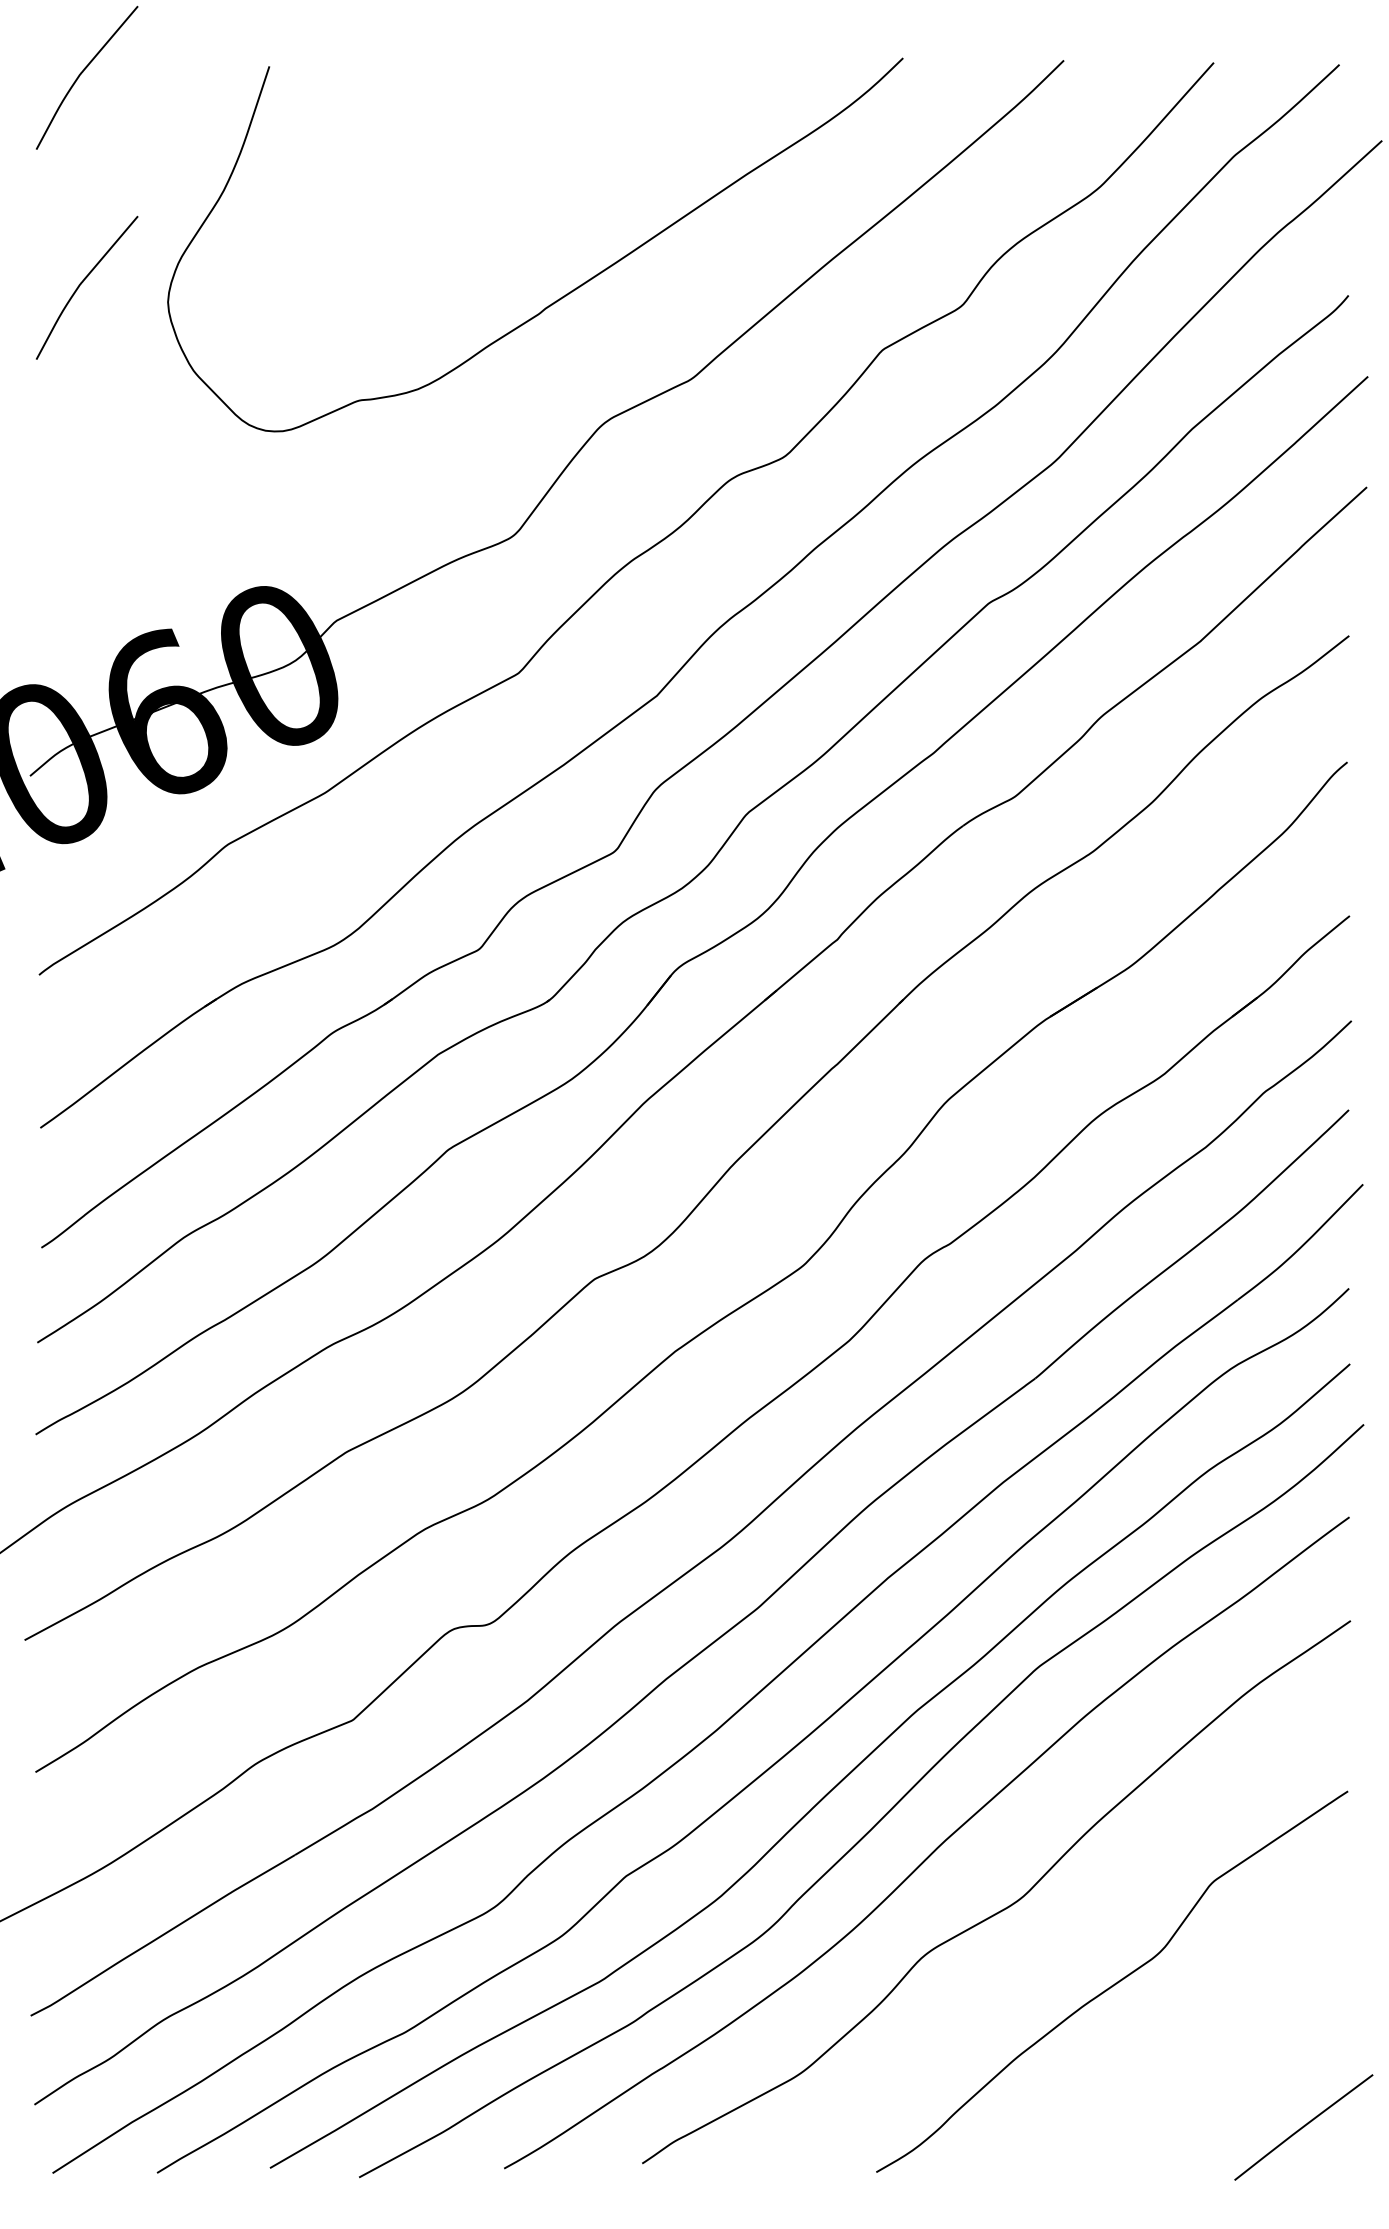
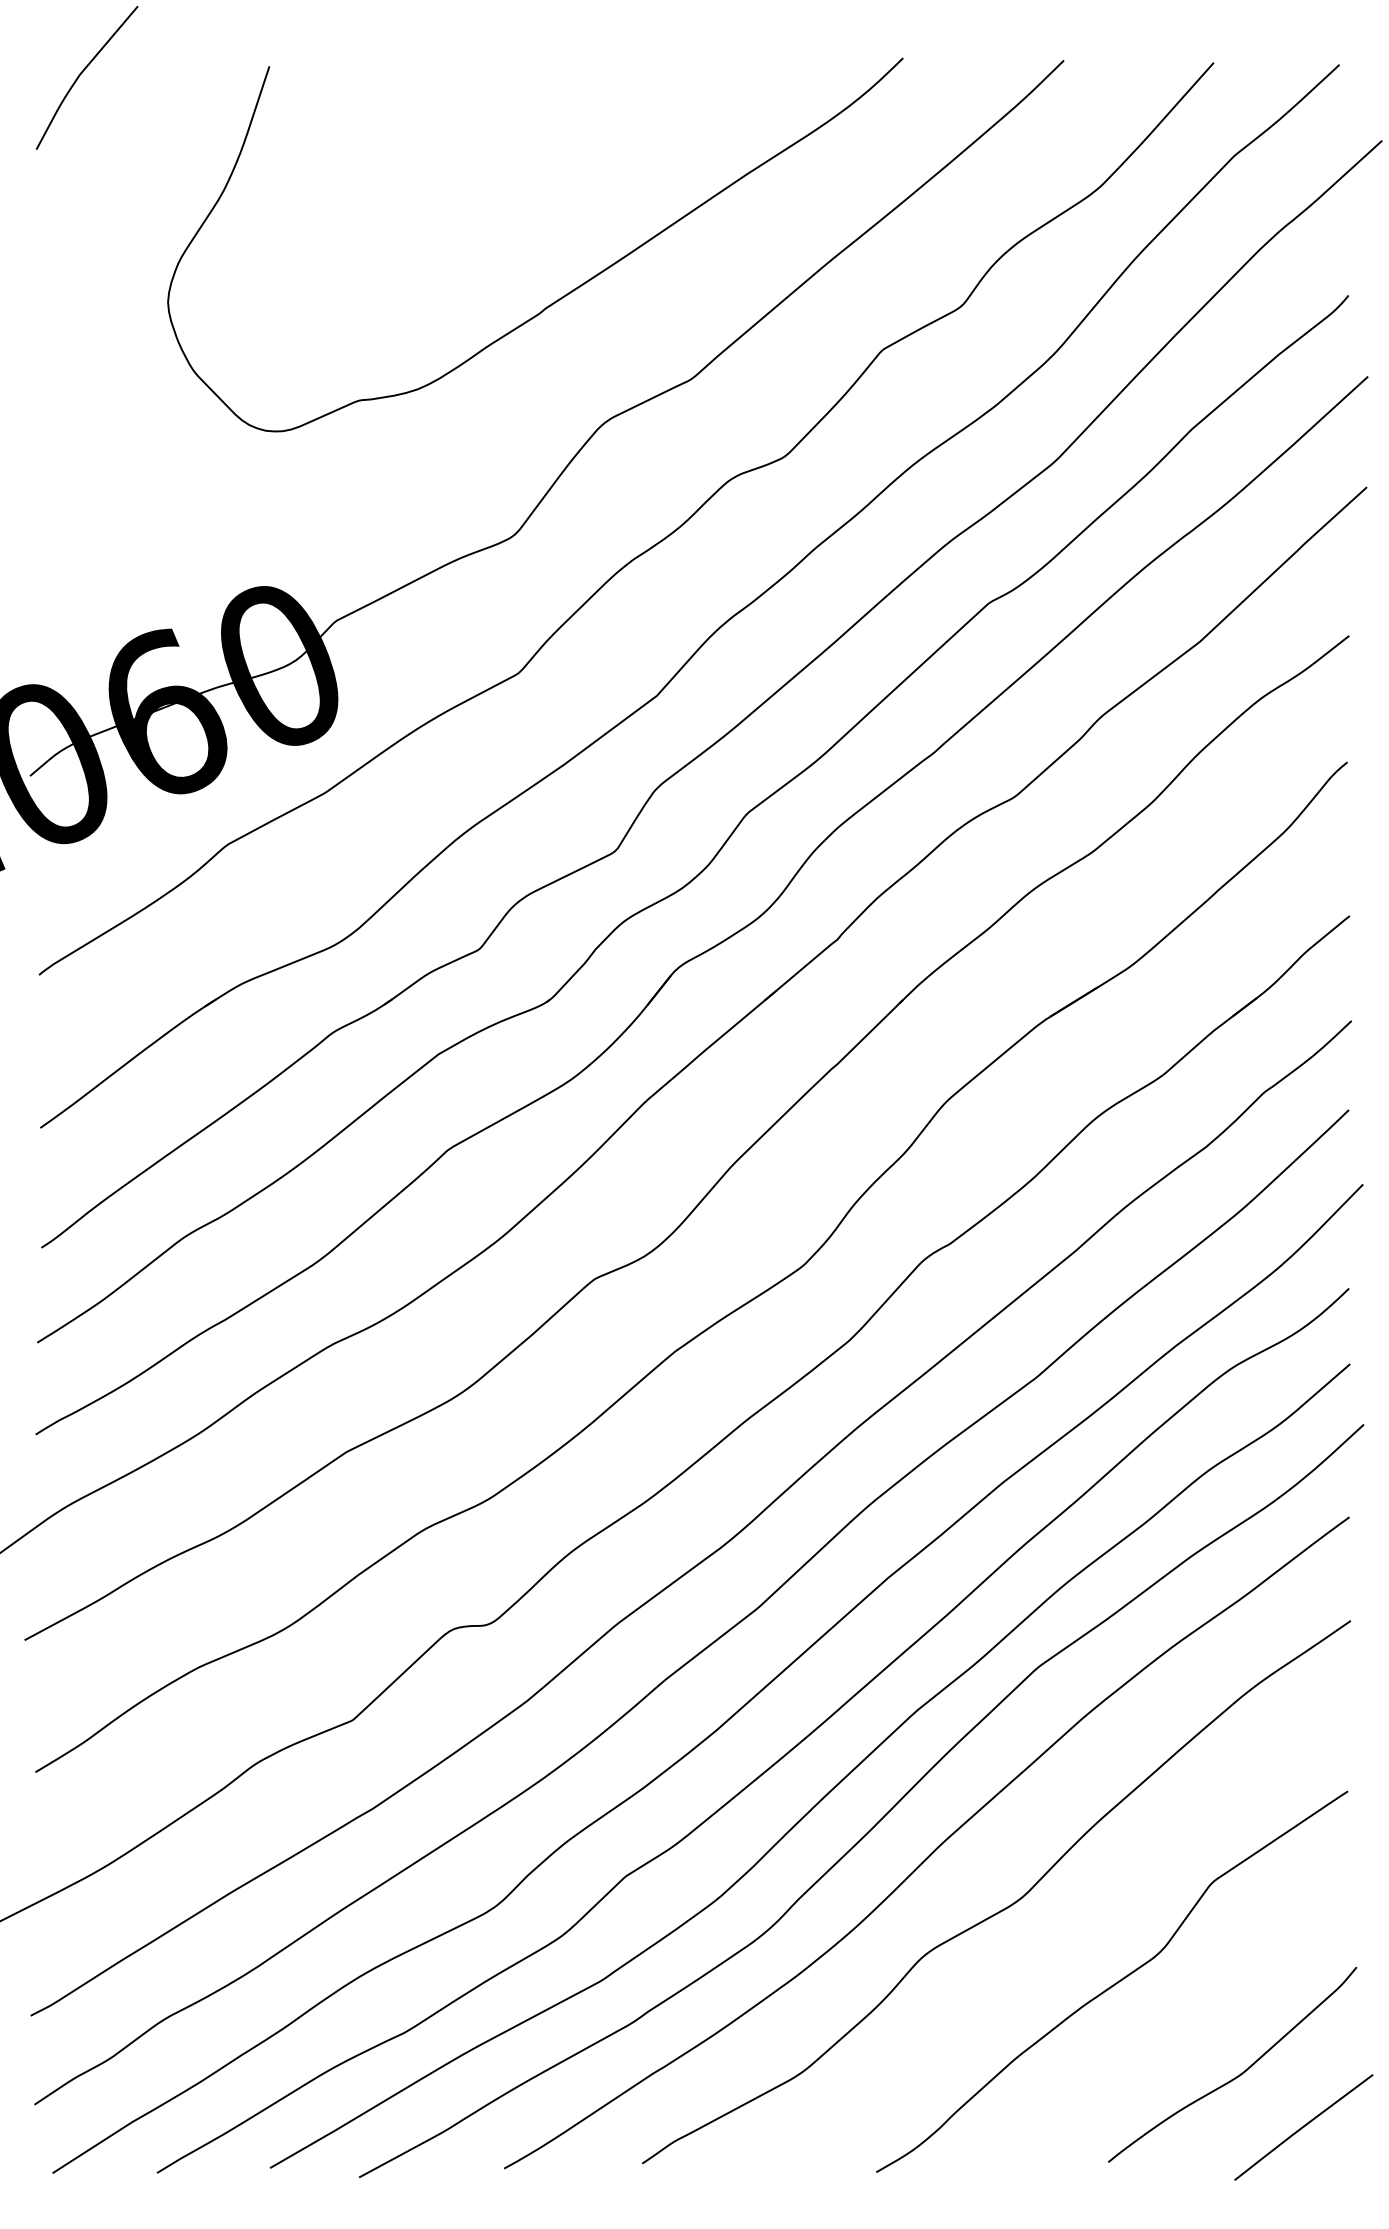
curve: present -> none (83, 282)
curve: none -> present (1240, 2073)
